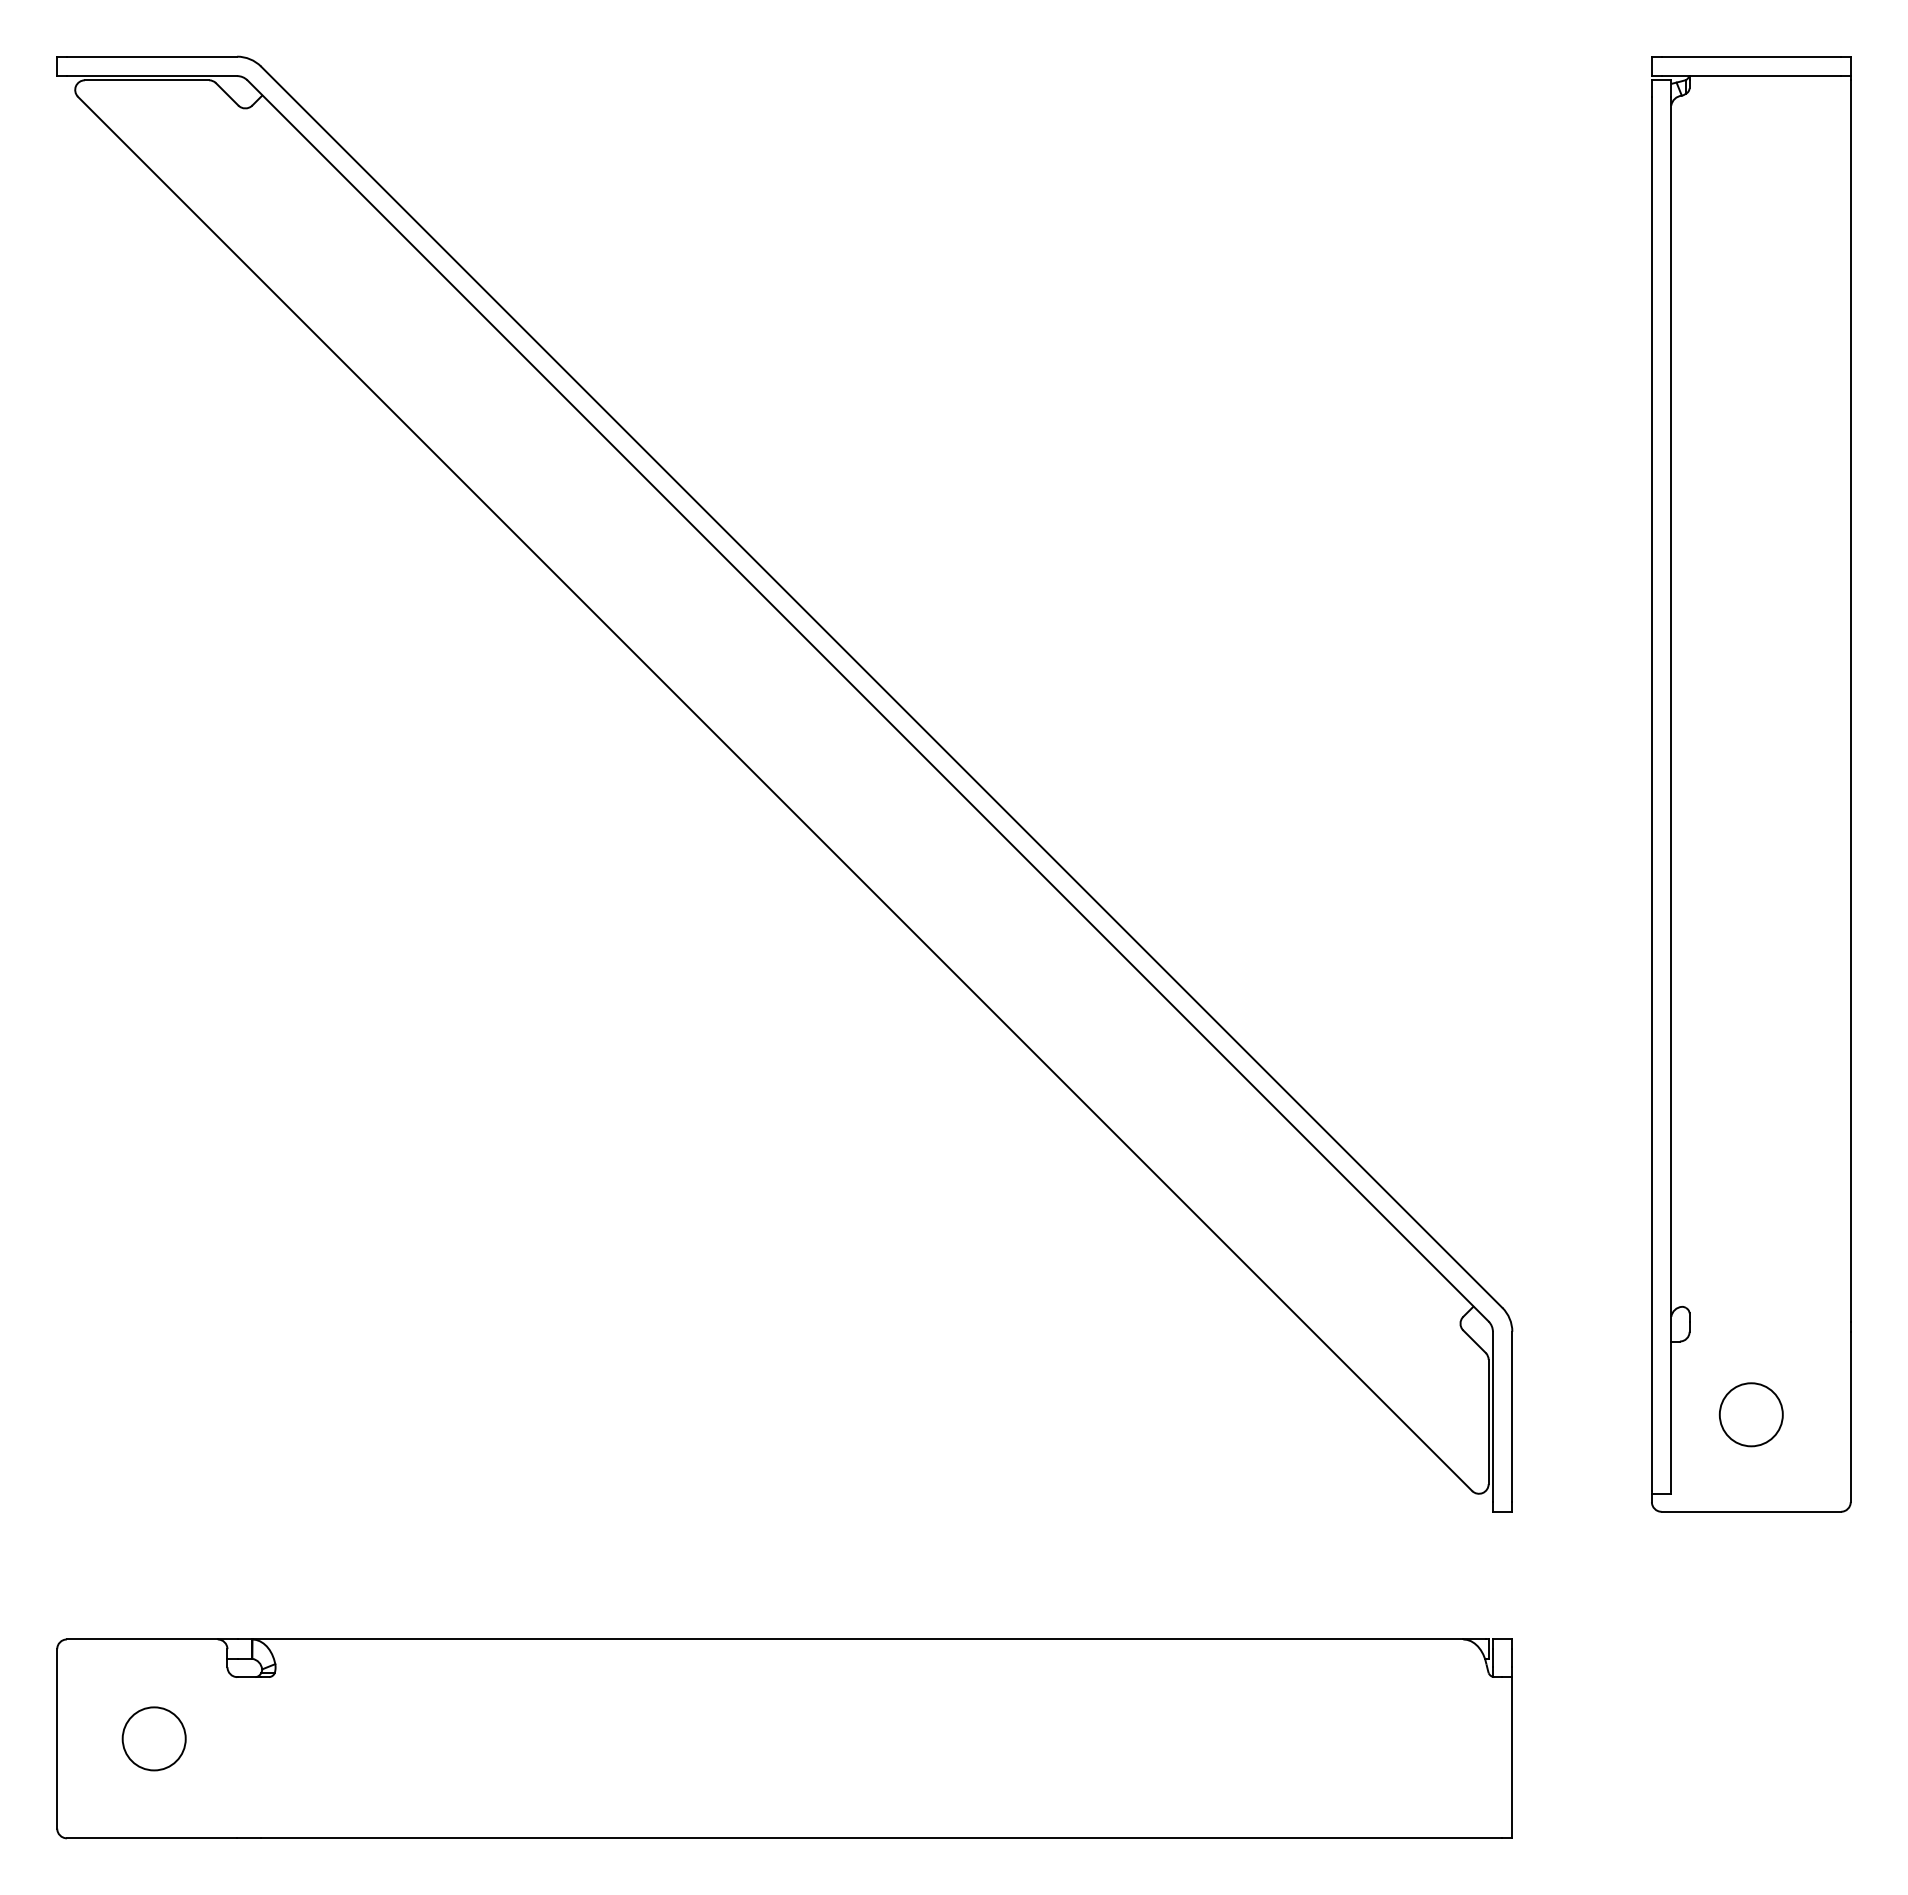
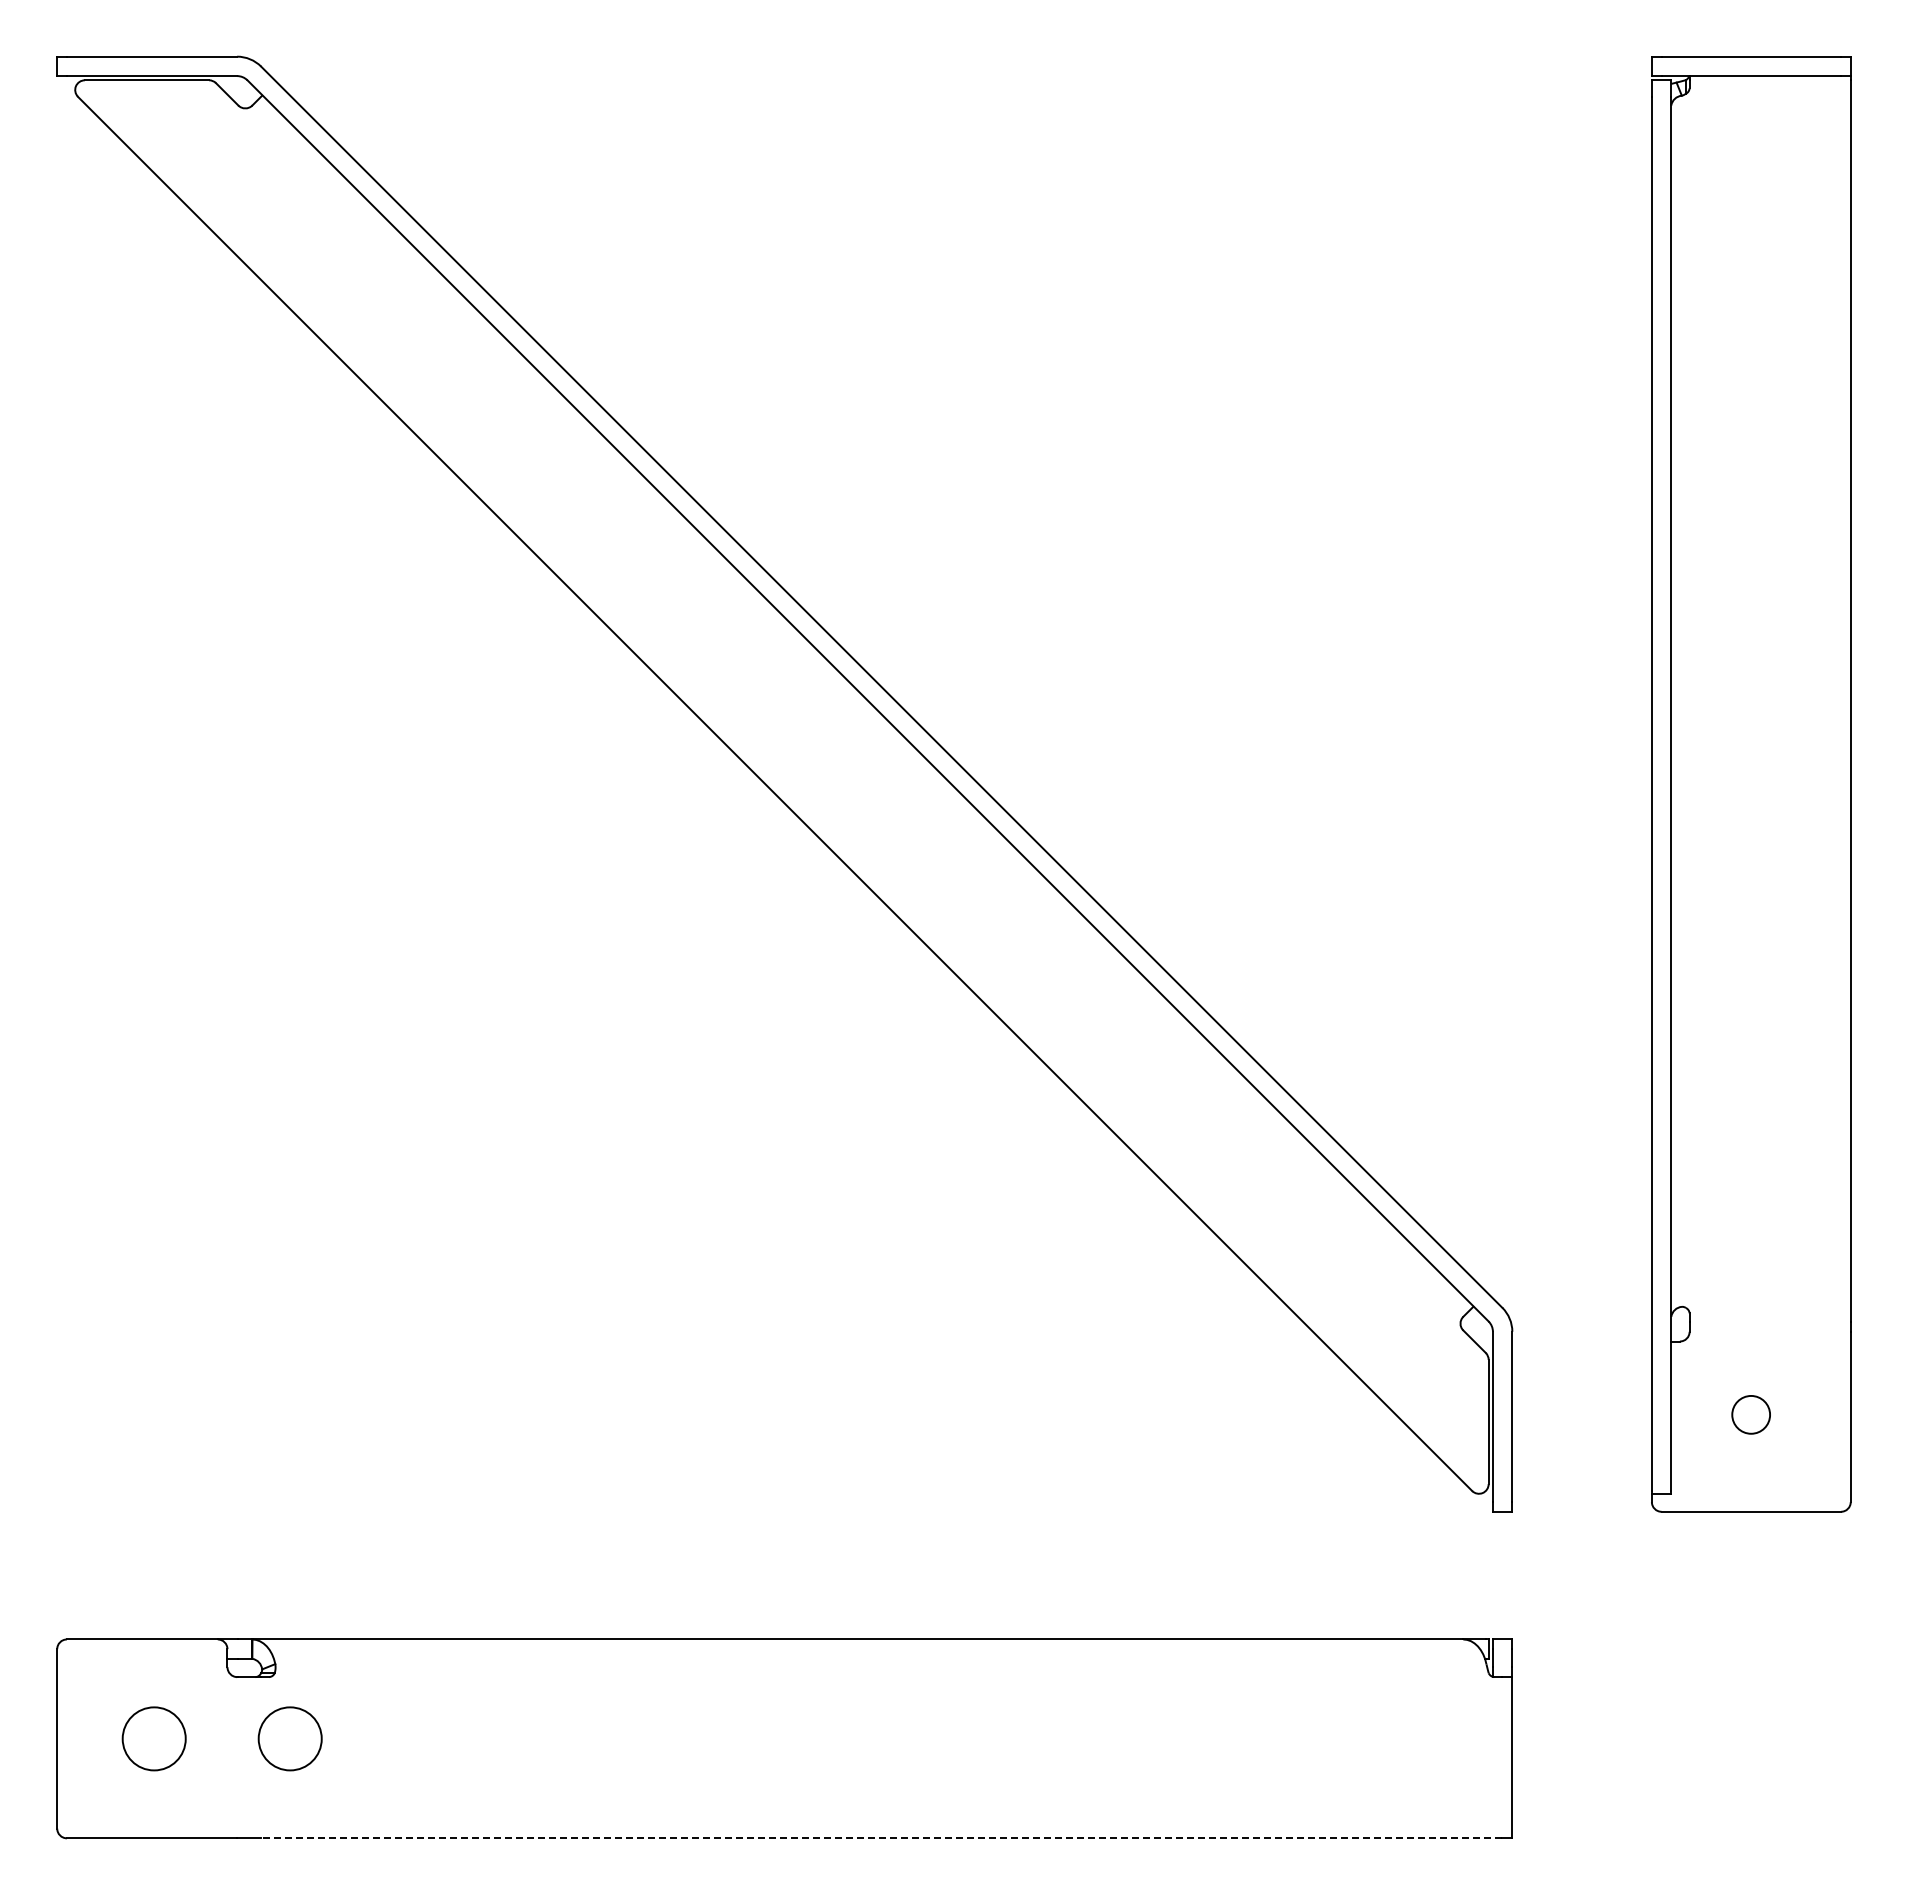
circle size: 66x66 px -> 40x40 px (1750, 1414)
circle: none -> present (289, 1738)
line: solid -> dashed (881, 1838)
